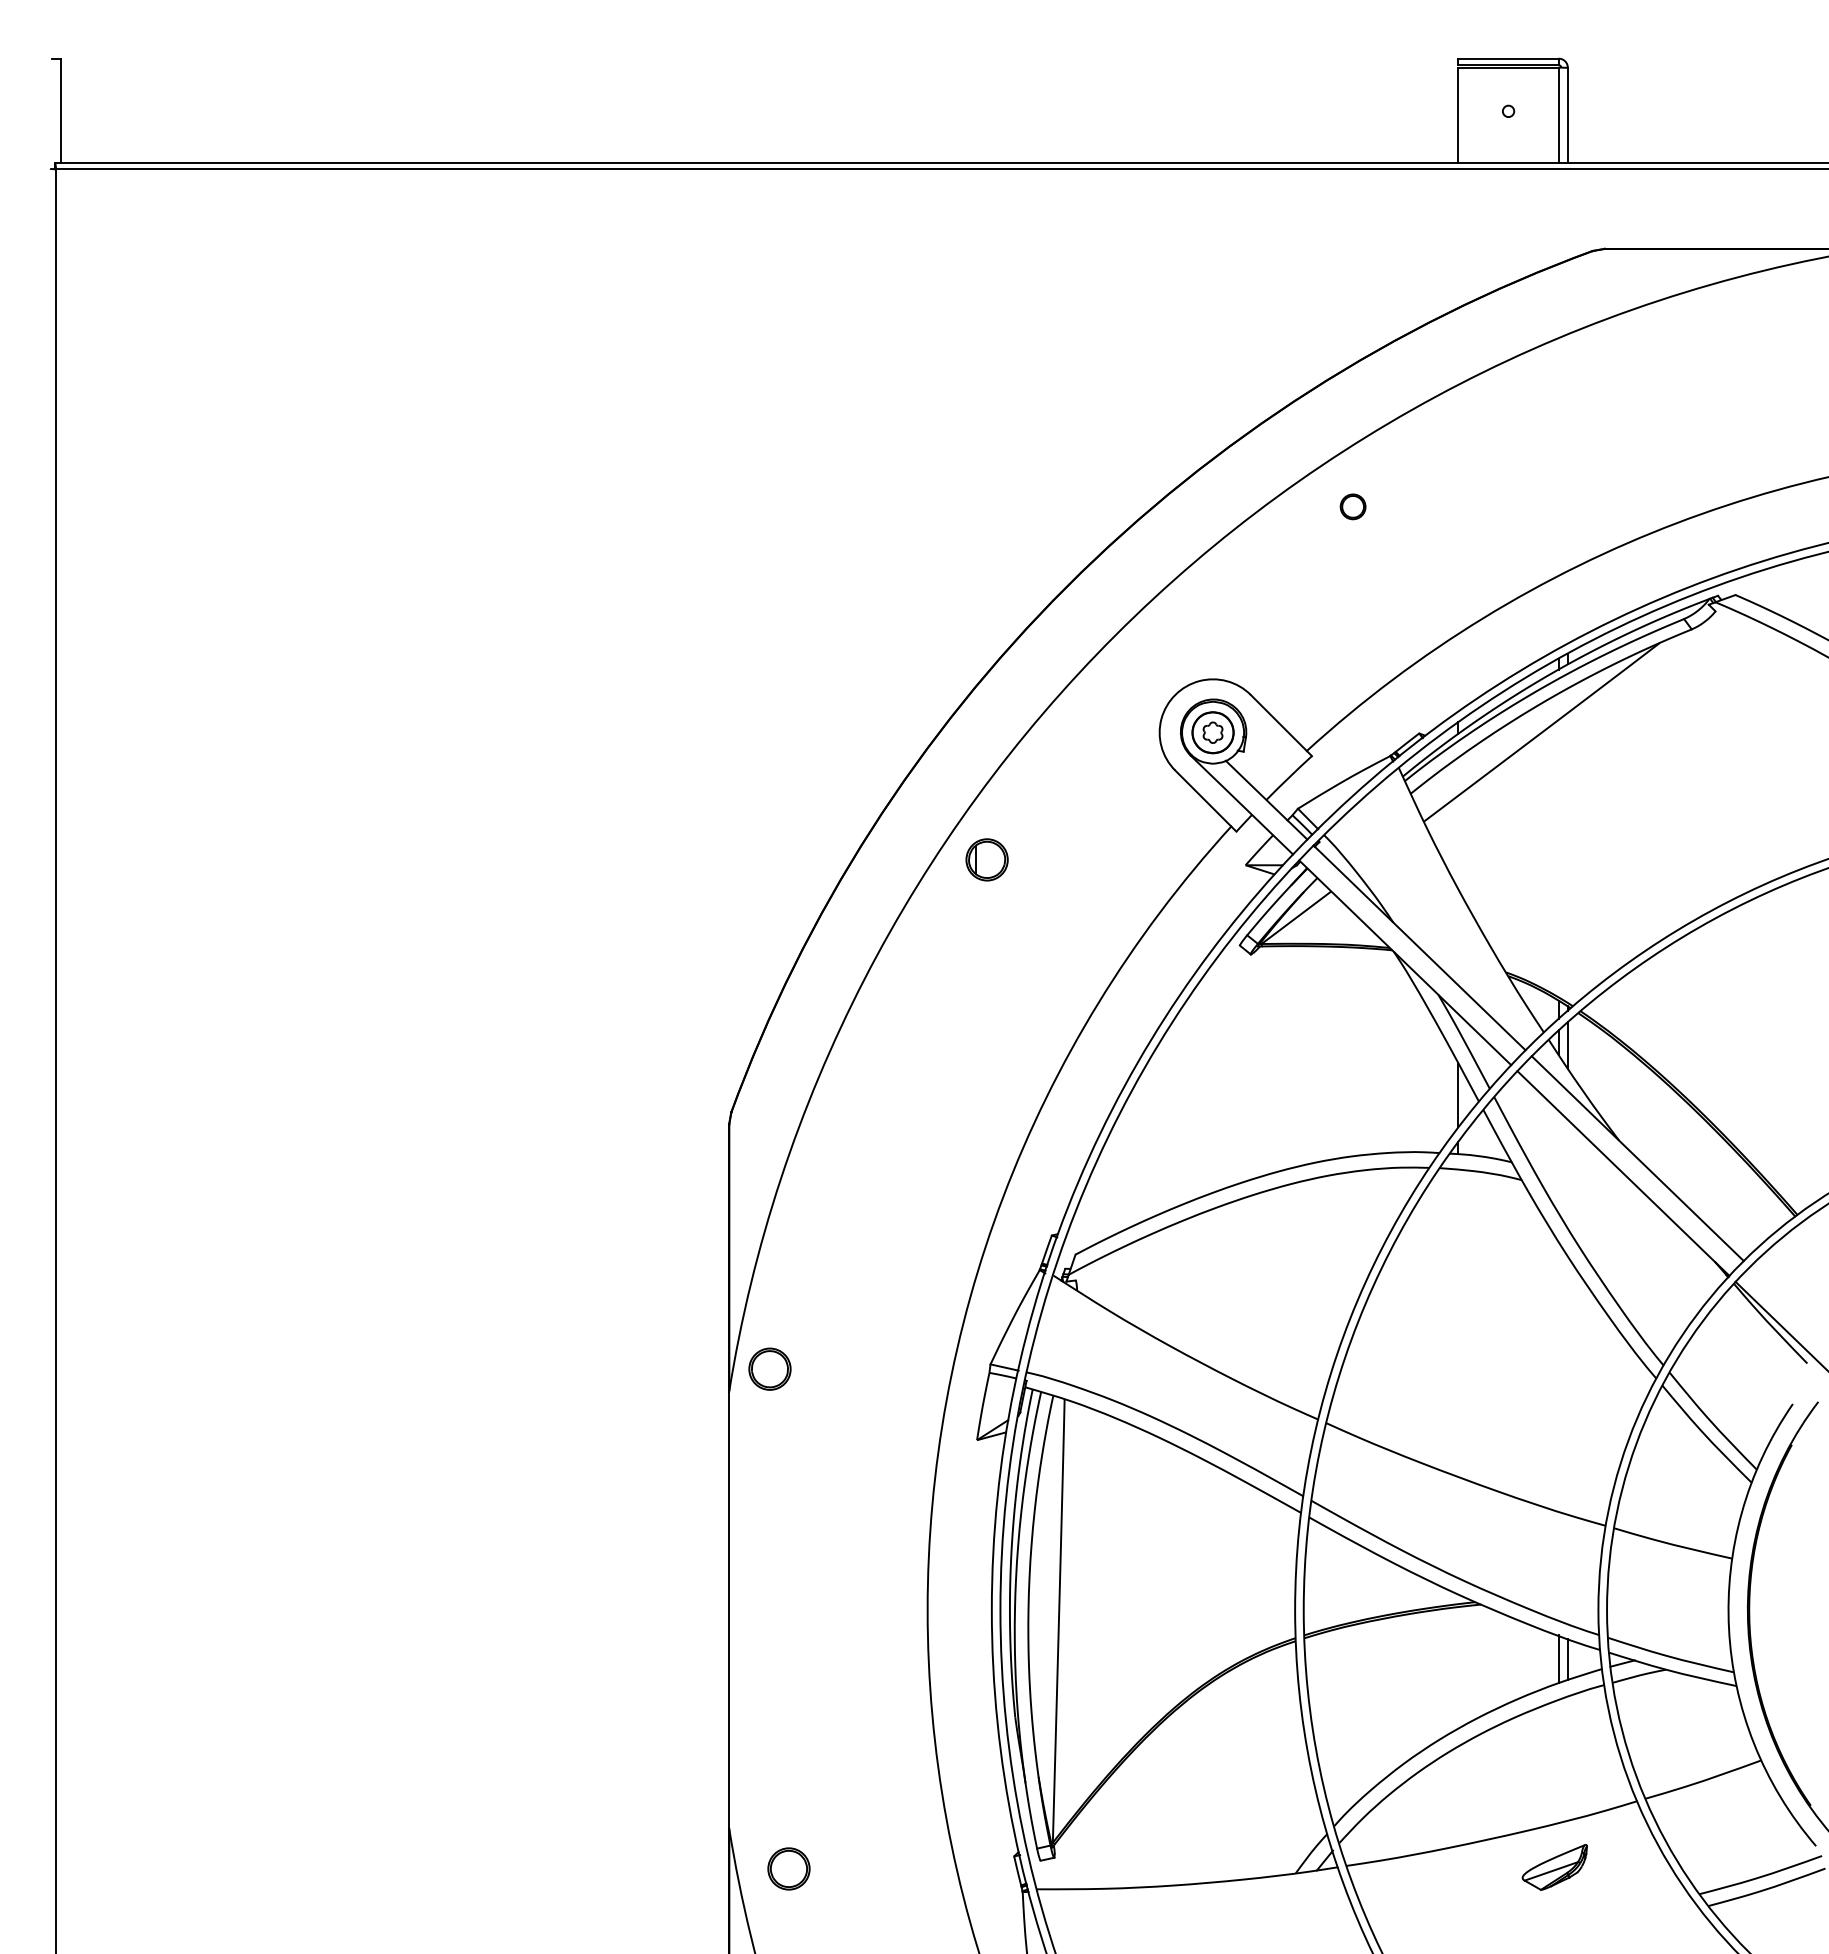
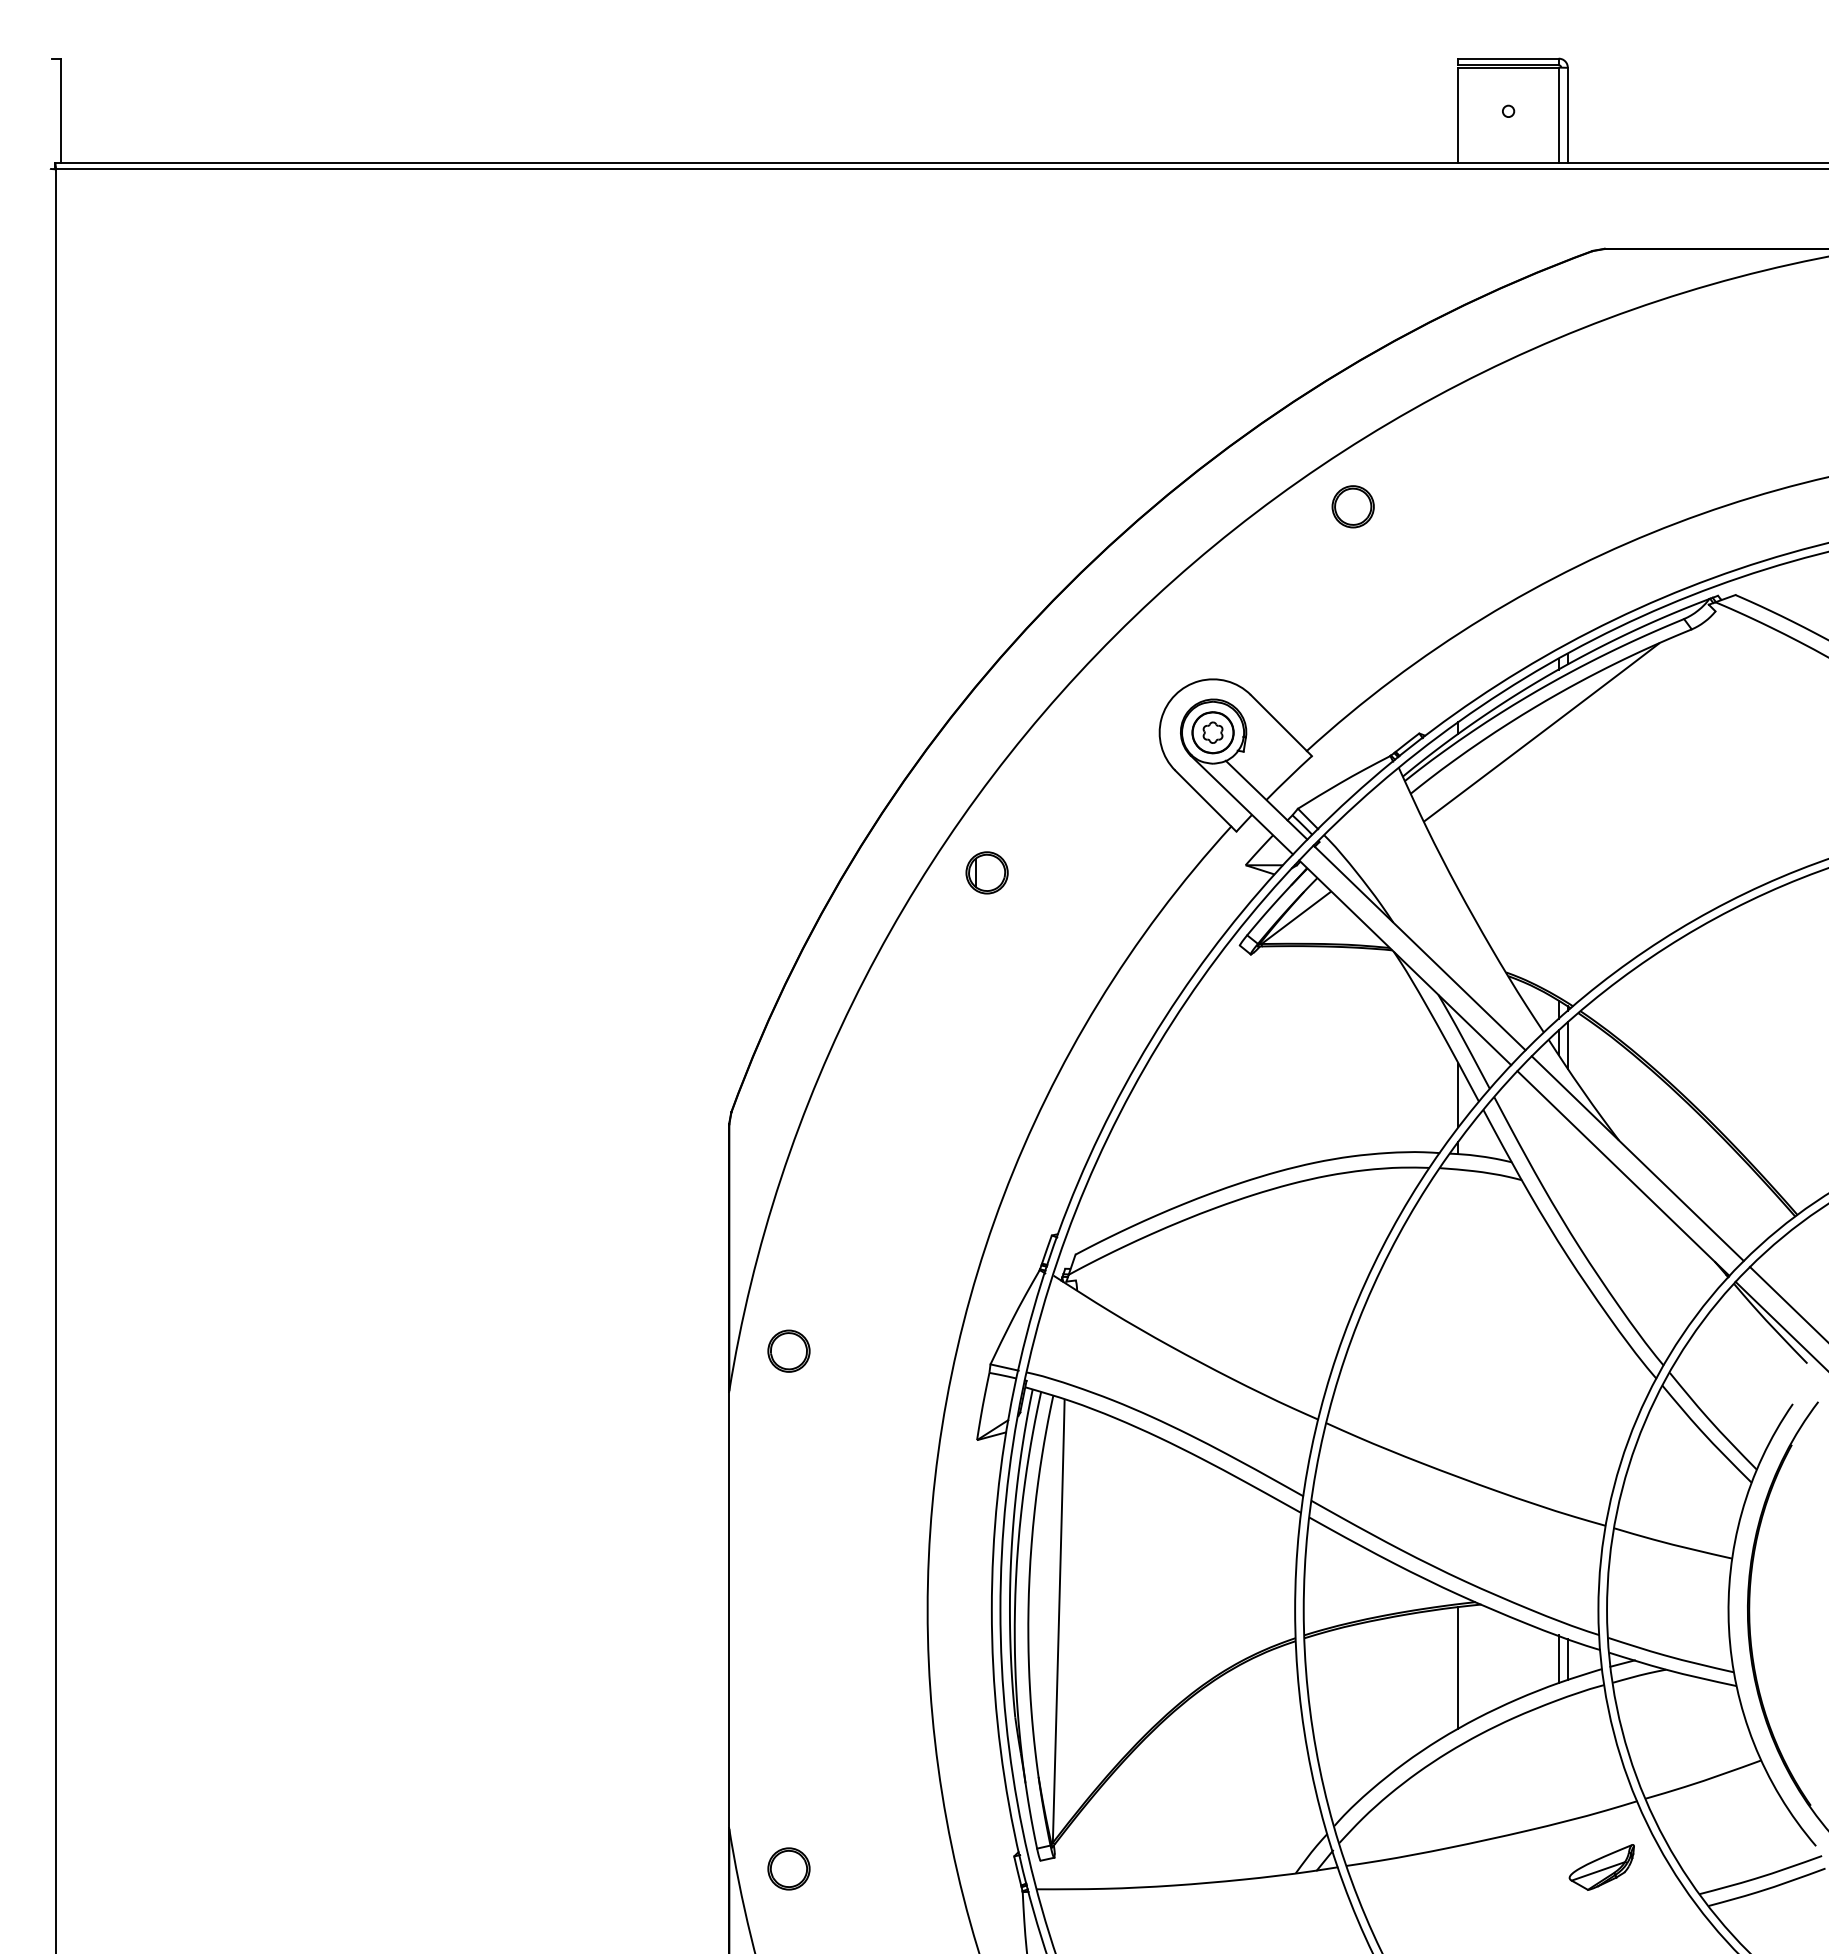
part size: 28x28 px -> 44x44 px (1352, 506)
part position: (986, 859) -> (986, 872) (986, 872)
line: none -> present (1787, 1303)
part position: (769, 1368) -> (788, 1350) (788, 1350)
line: none -> present (1458, 1667)
part position: (1554, 1867) -> (1601, 1867) (1601, 1867)
